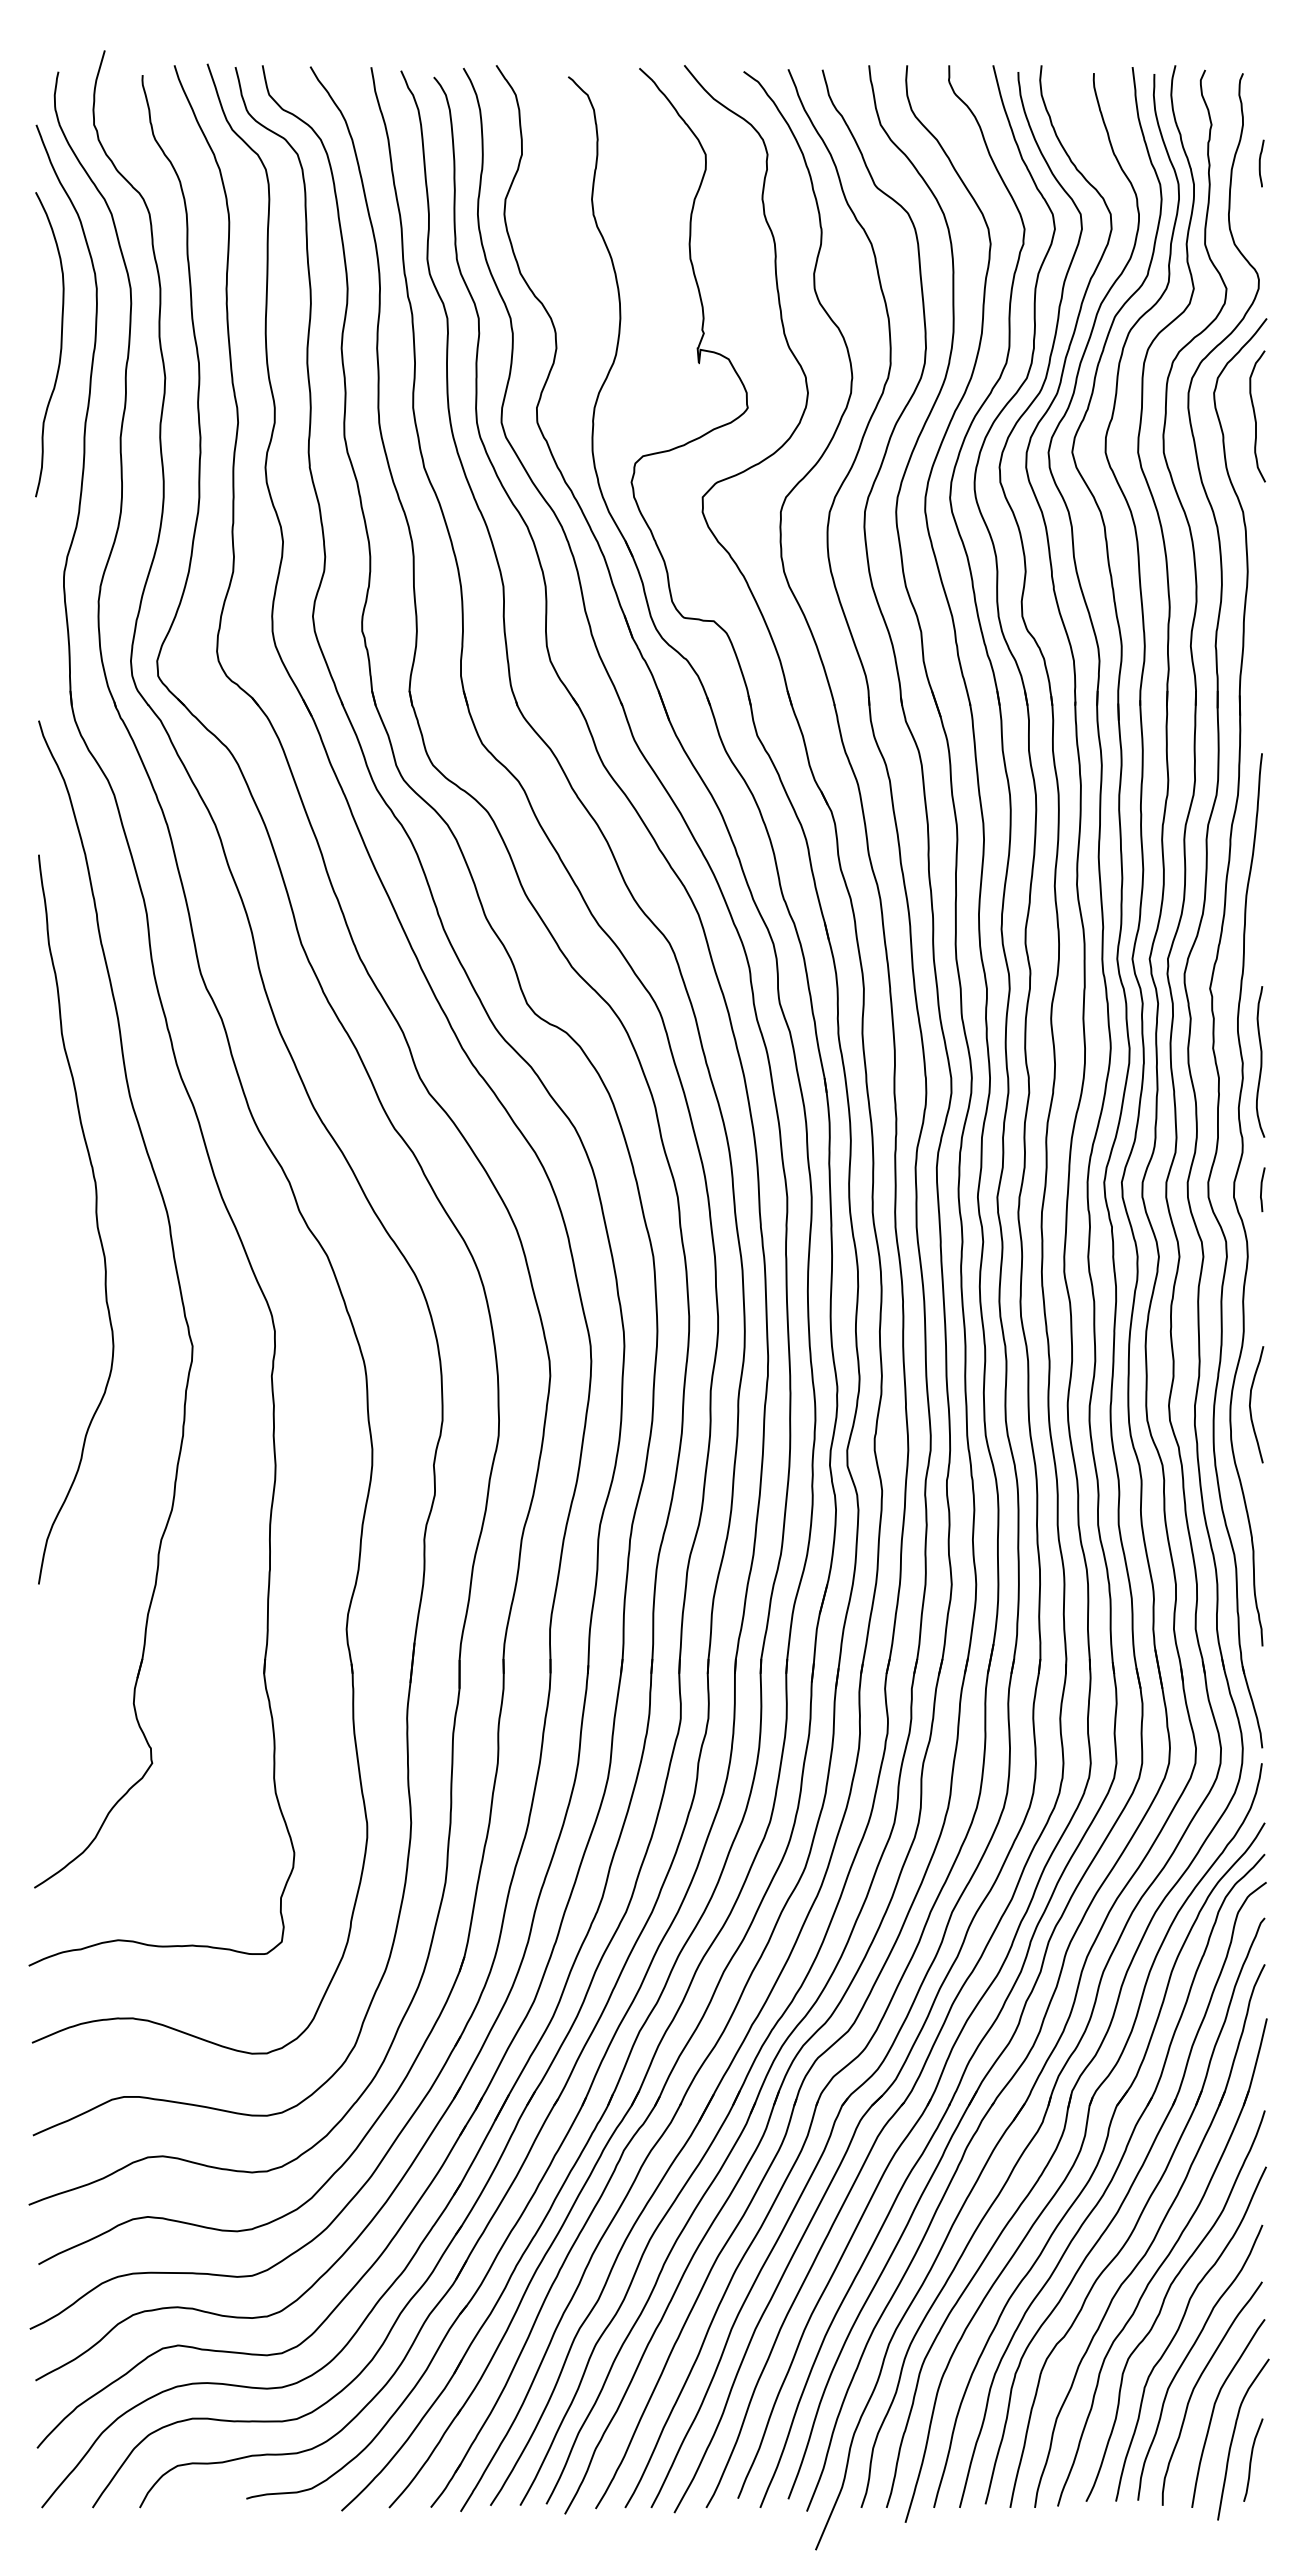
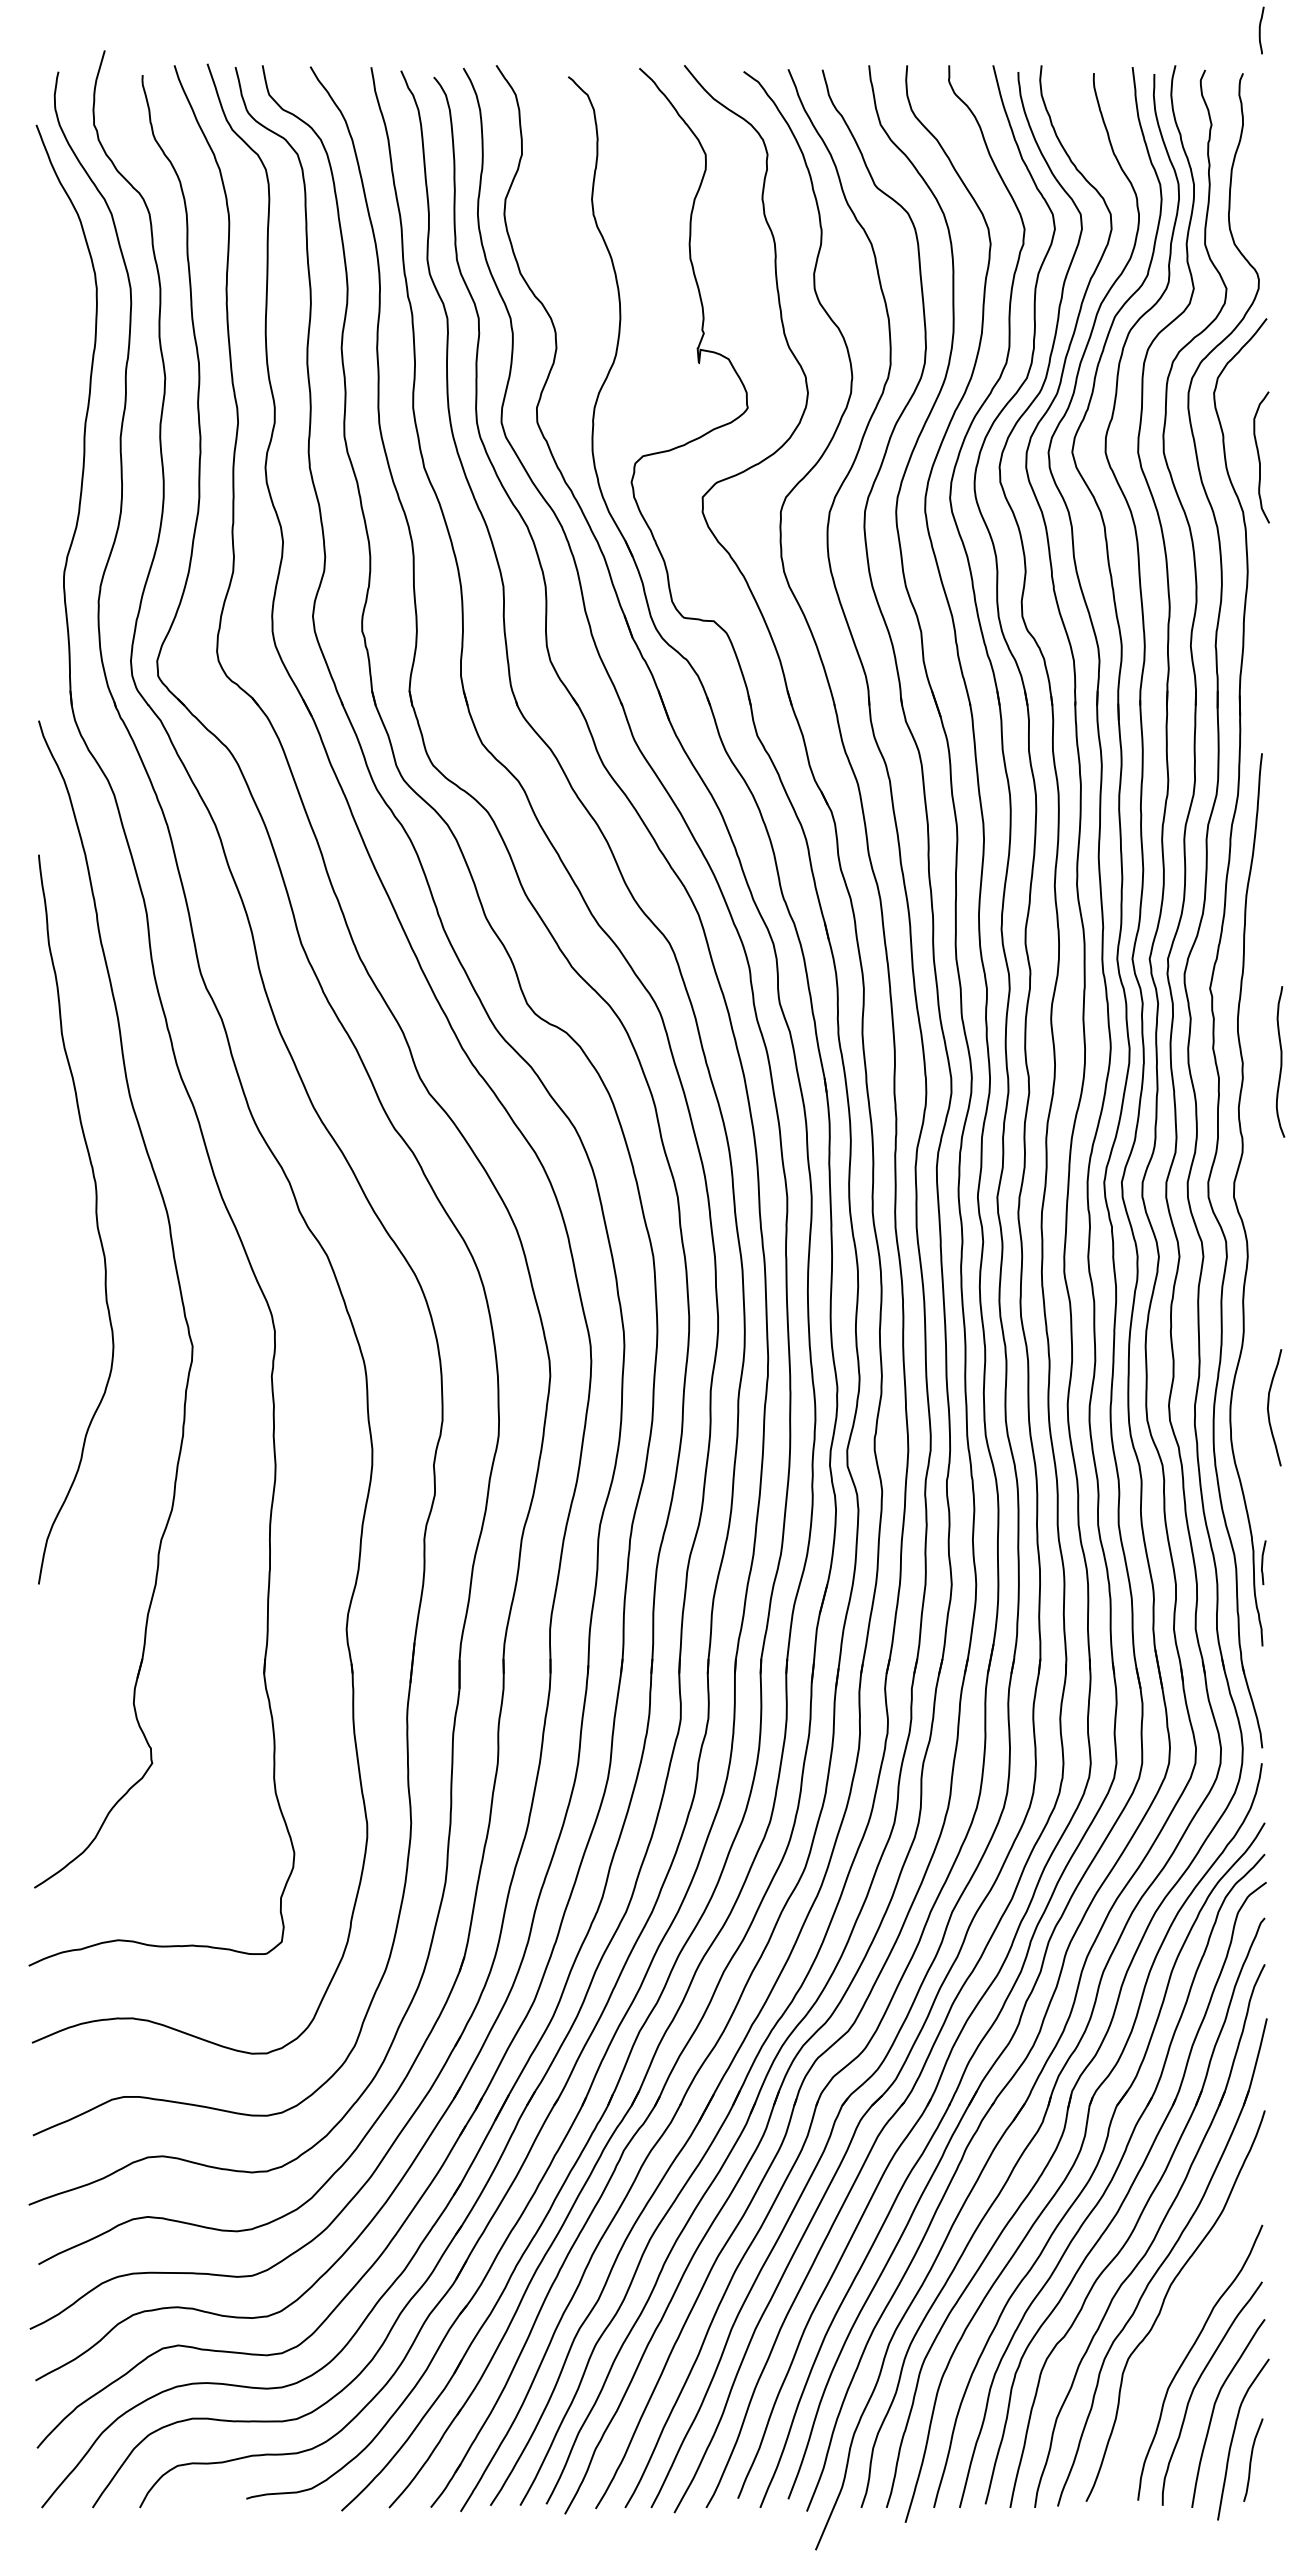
curve position: (1260, 163) -> (1260, 30) (1260, 30)
curve: present -> none (60, 344)
curve position: (1255, 416) -> (1259, 457) (1259, 457)
curve position: (1260, 1061) -> (1280, 1061) (1280, 1061)
line position: (1262, 1189) -> (1263, 1562) (1263, 1562)
curve position: (1251, 1401) -> (1269, 1404) (1269, 1404)
curve: present -> none (1180, 2327)
